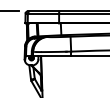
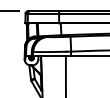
line: none -> present (65, 75)
